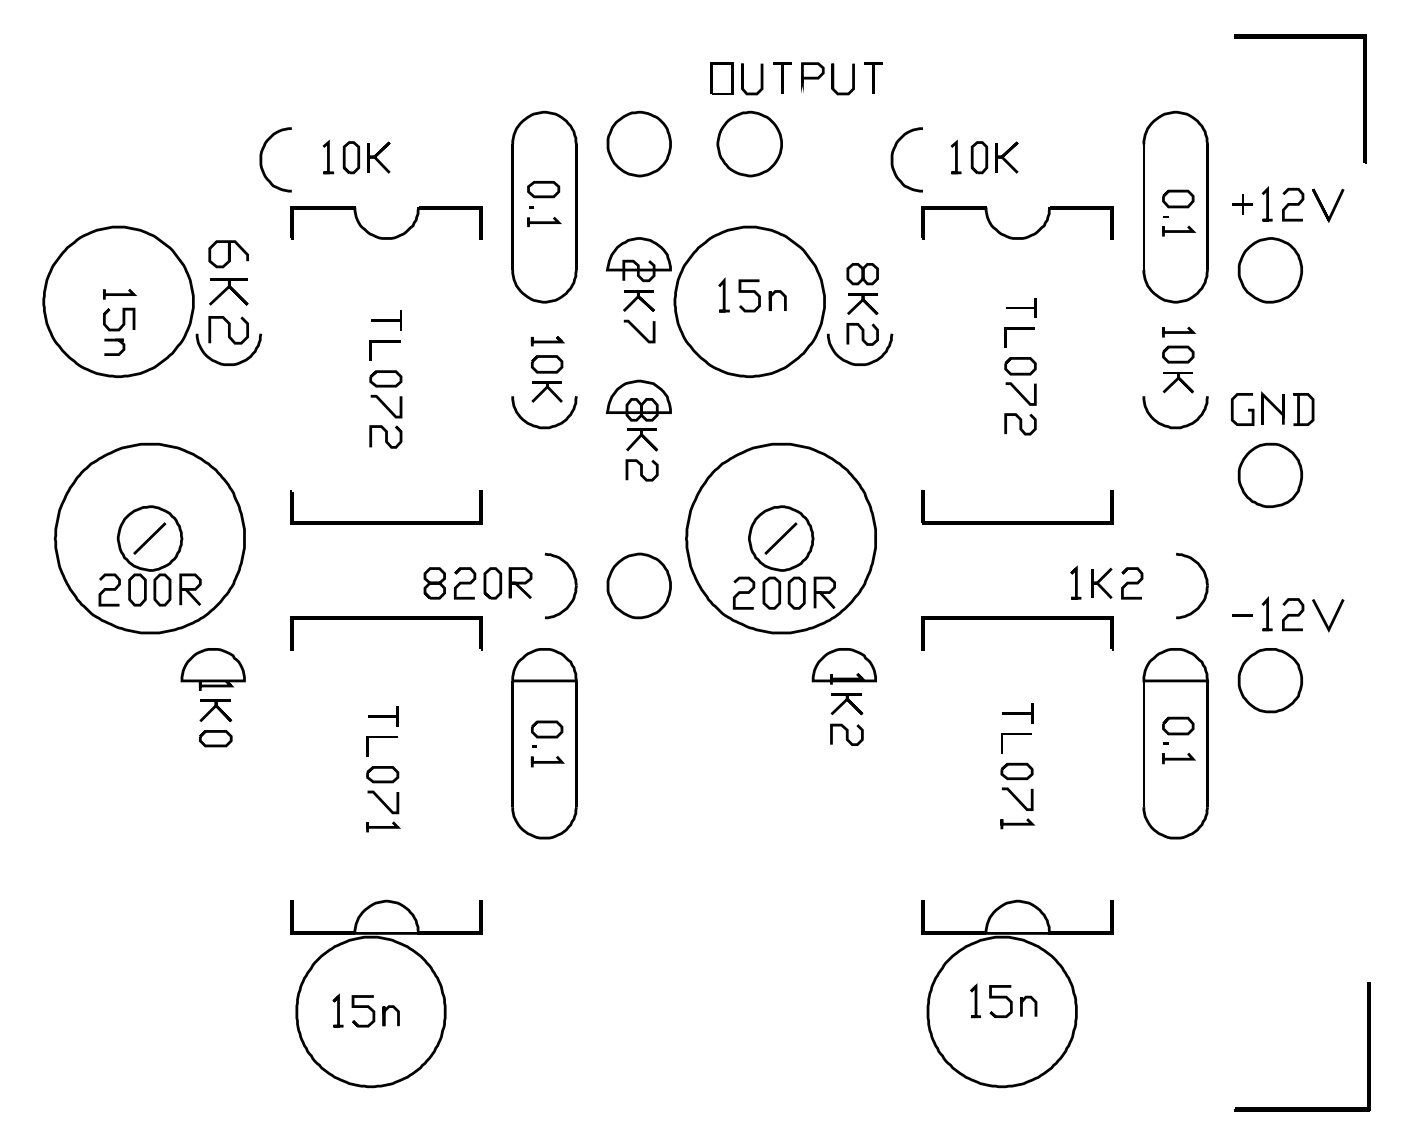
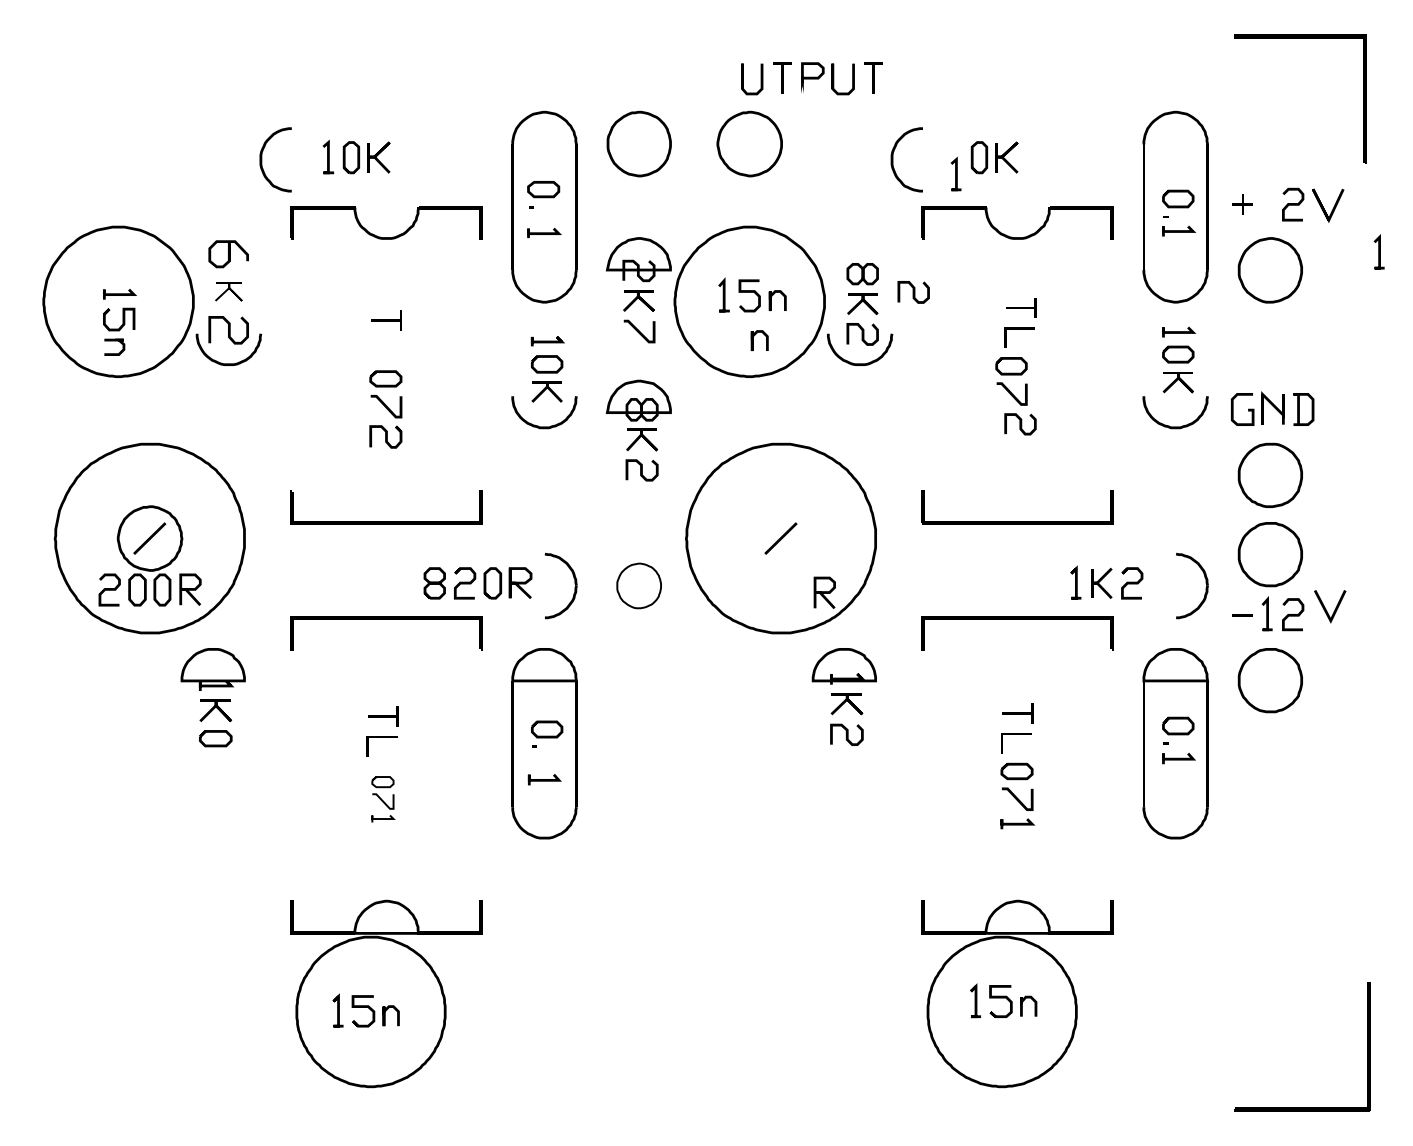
curve: present -> none (712, 78)
line position: (955, 156) -> (955, 173) (955, 173)
line position: (1266, 203) -> (1378, 251) (1378, 251)
line position: (544, 221) -> (544, 232) (544, 232)
part size: 40x28 px -> 28x20 px (228, 291)
curve: none -> present (913, 292)
curve: none -> present (753, 340)
line: present -> none (384, 342)
part position: (1020, 381) -> (1011, 381) (1011, 381)
part: none -> present (1269, 554)
part: present -> none (773, 557)
part size: 66x68 px -> 46x48 px (638, 585)
line position: (1324, 618) -> (1326, 609) (1326, 609)
line position: (547, 761) -> (544, 779) (544, 779)
part size: 35x67 px -> 25x47 px (383, 799)
